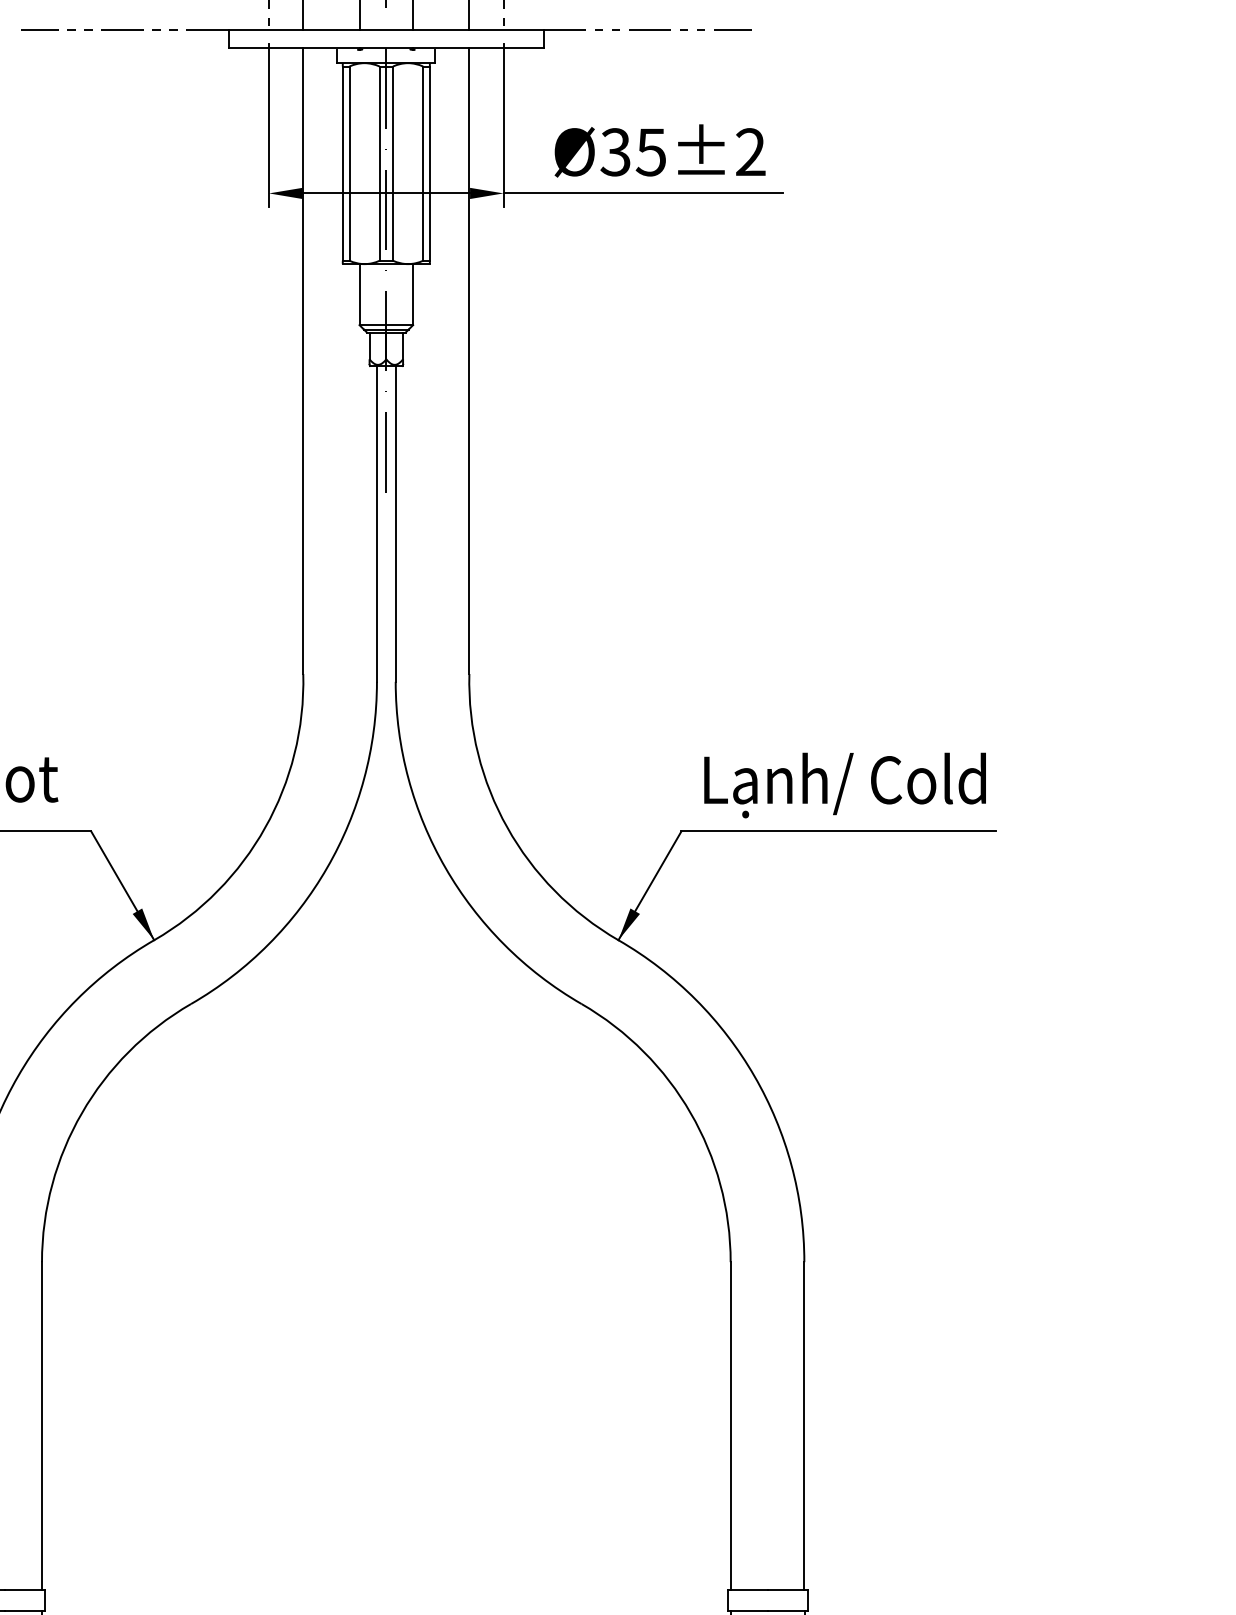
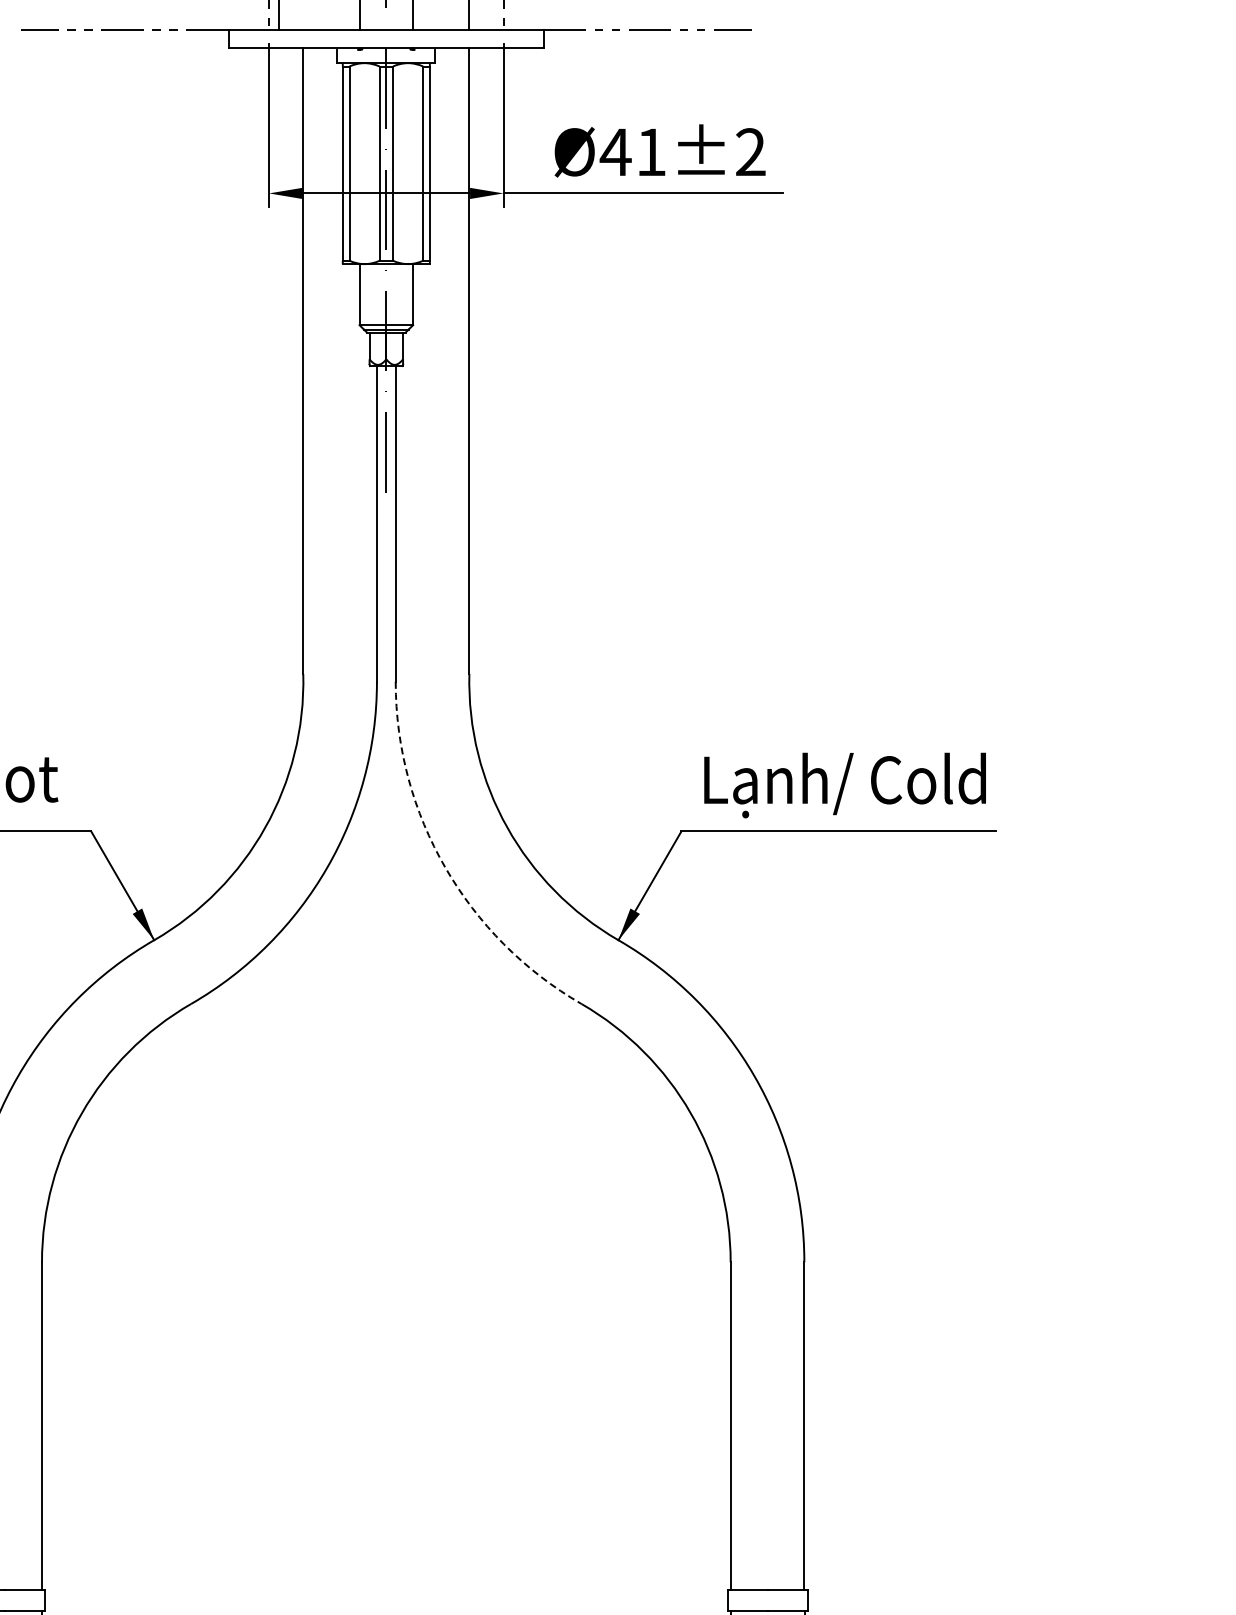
line position: (303, 16) -> (279, 16) (279, 16)
text: Ø35±2 -> Ø41±2 (632, 152)
arc: solid -> dashed (445, 867)
